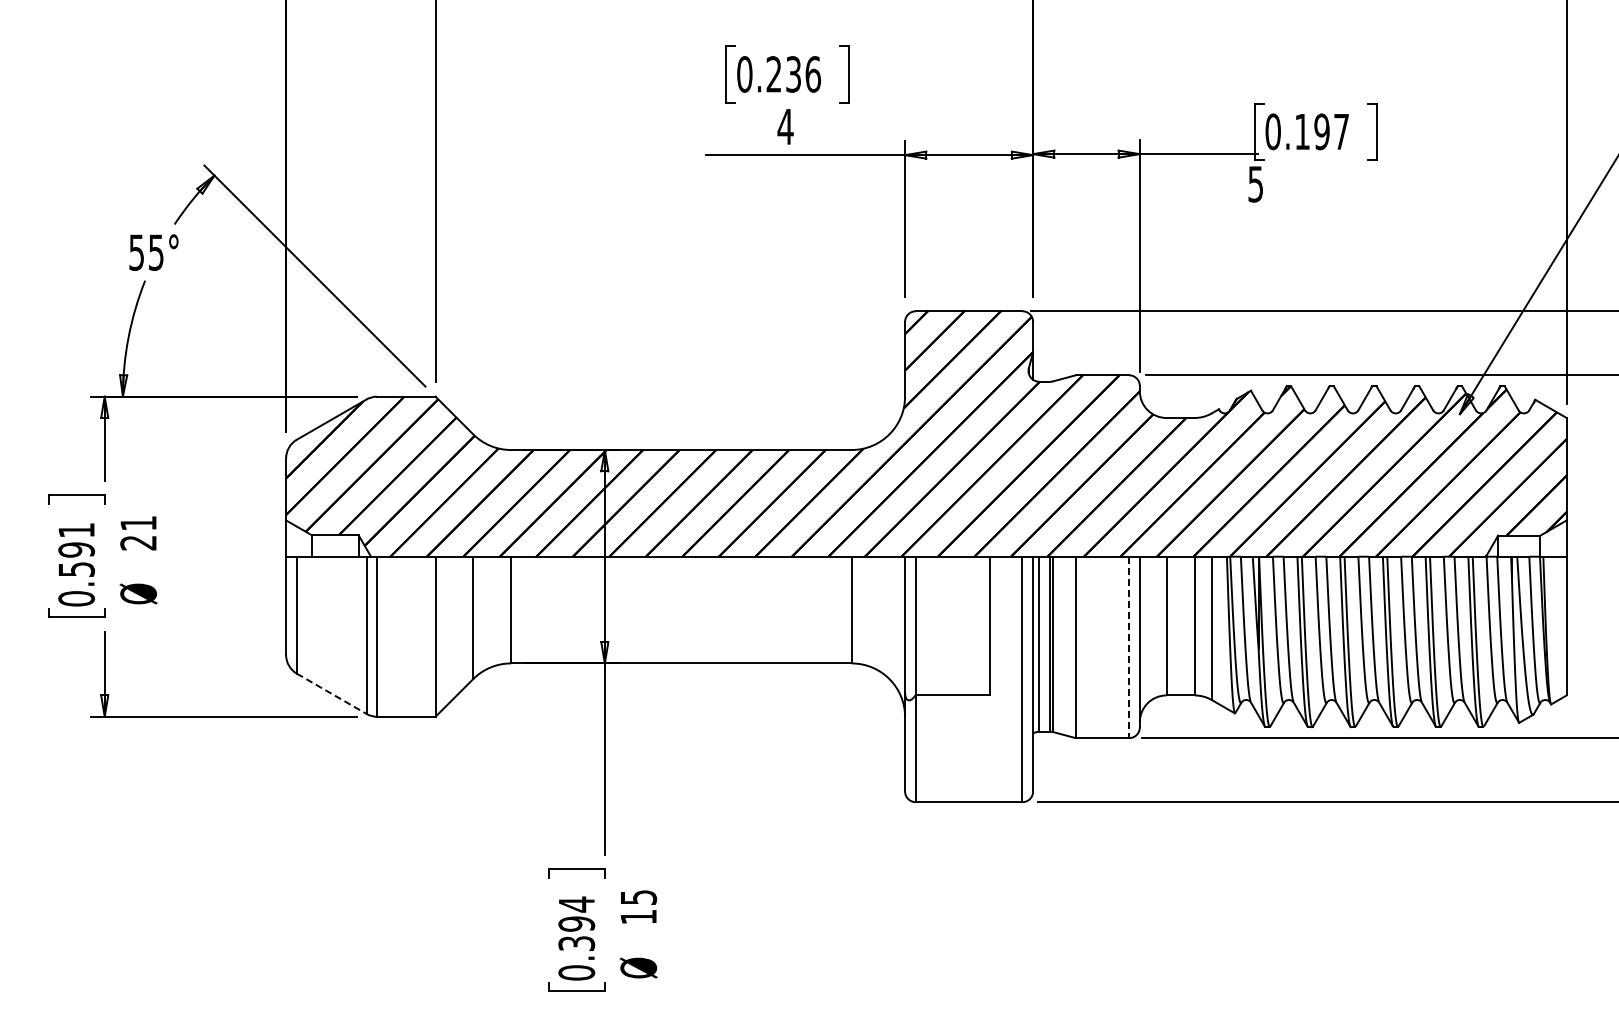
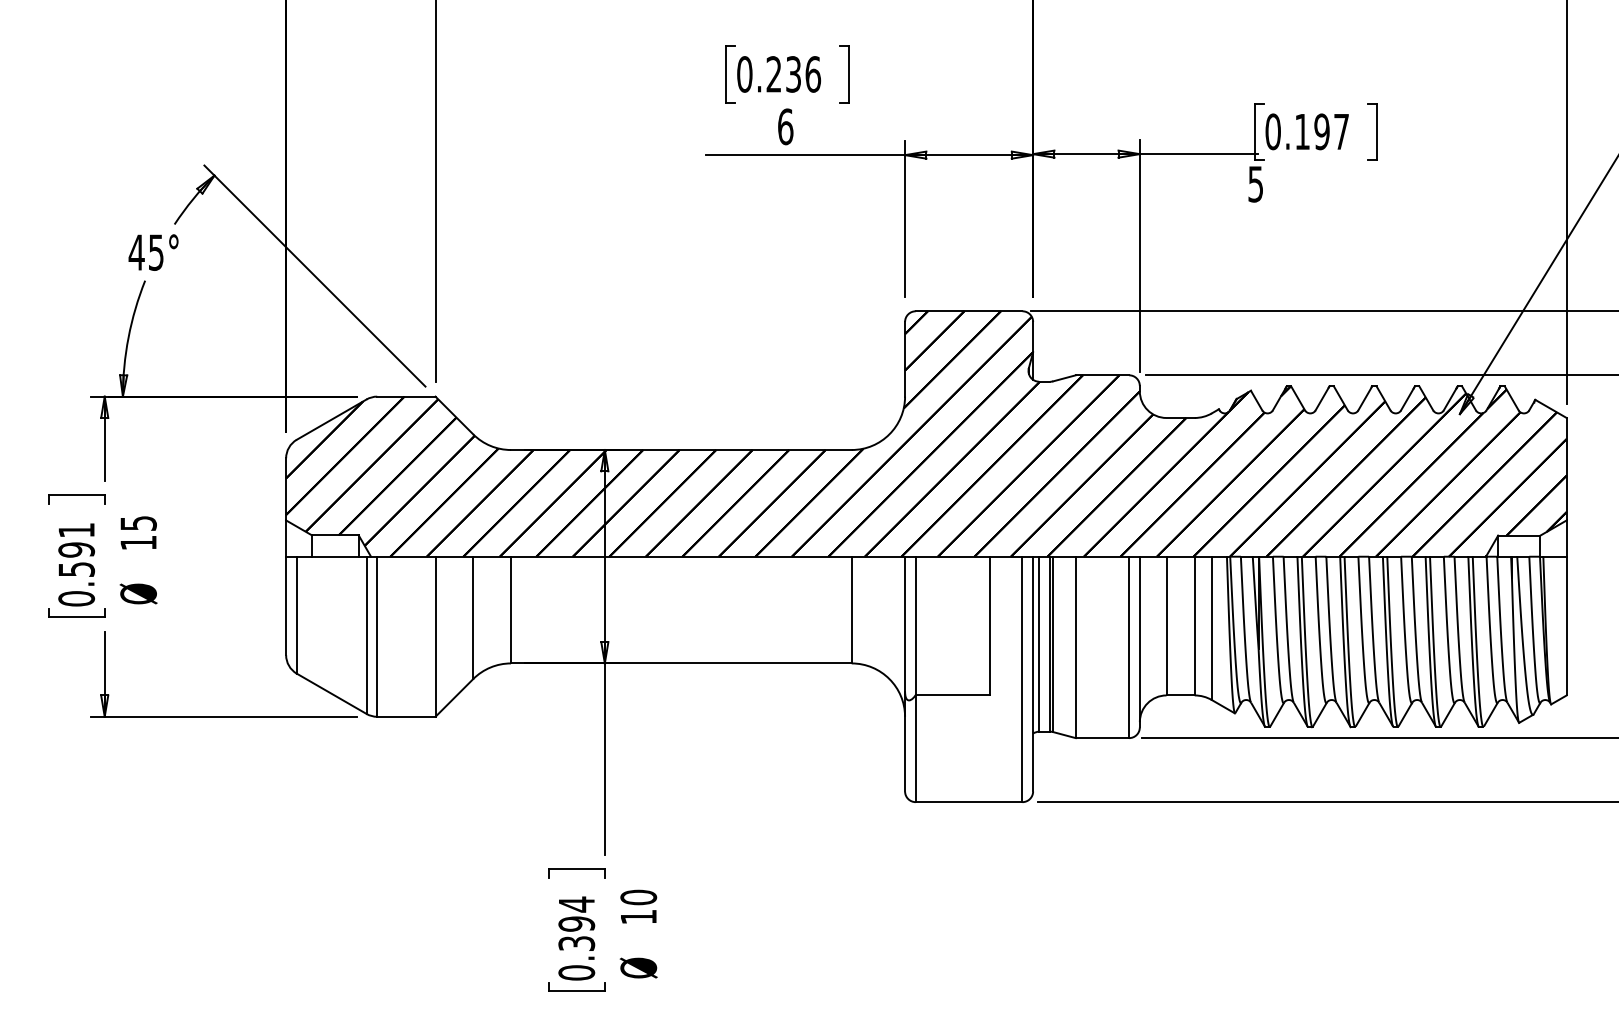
text: 4 -> 6 (785, 126)
text: 55° -> 45° (136, 252)
text: 21 -> 15 (138, 533)
line: dashed -> solid (1129, 647)
line: dashed -> solid (332, 694)
text: 15 -> 10 (638, 897)
